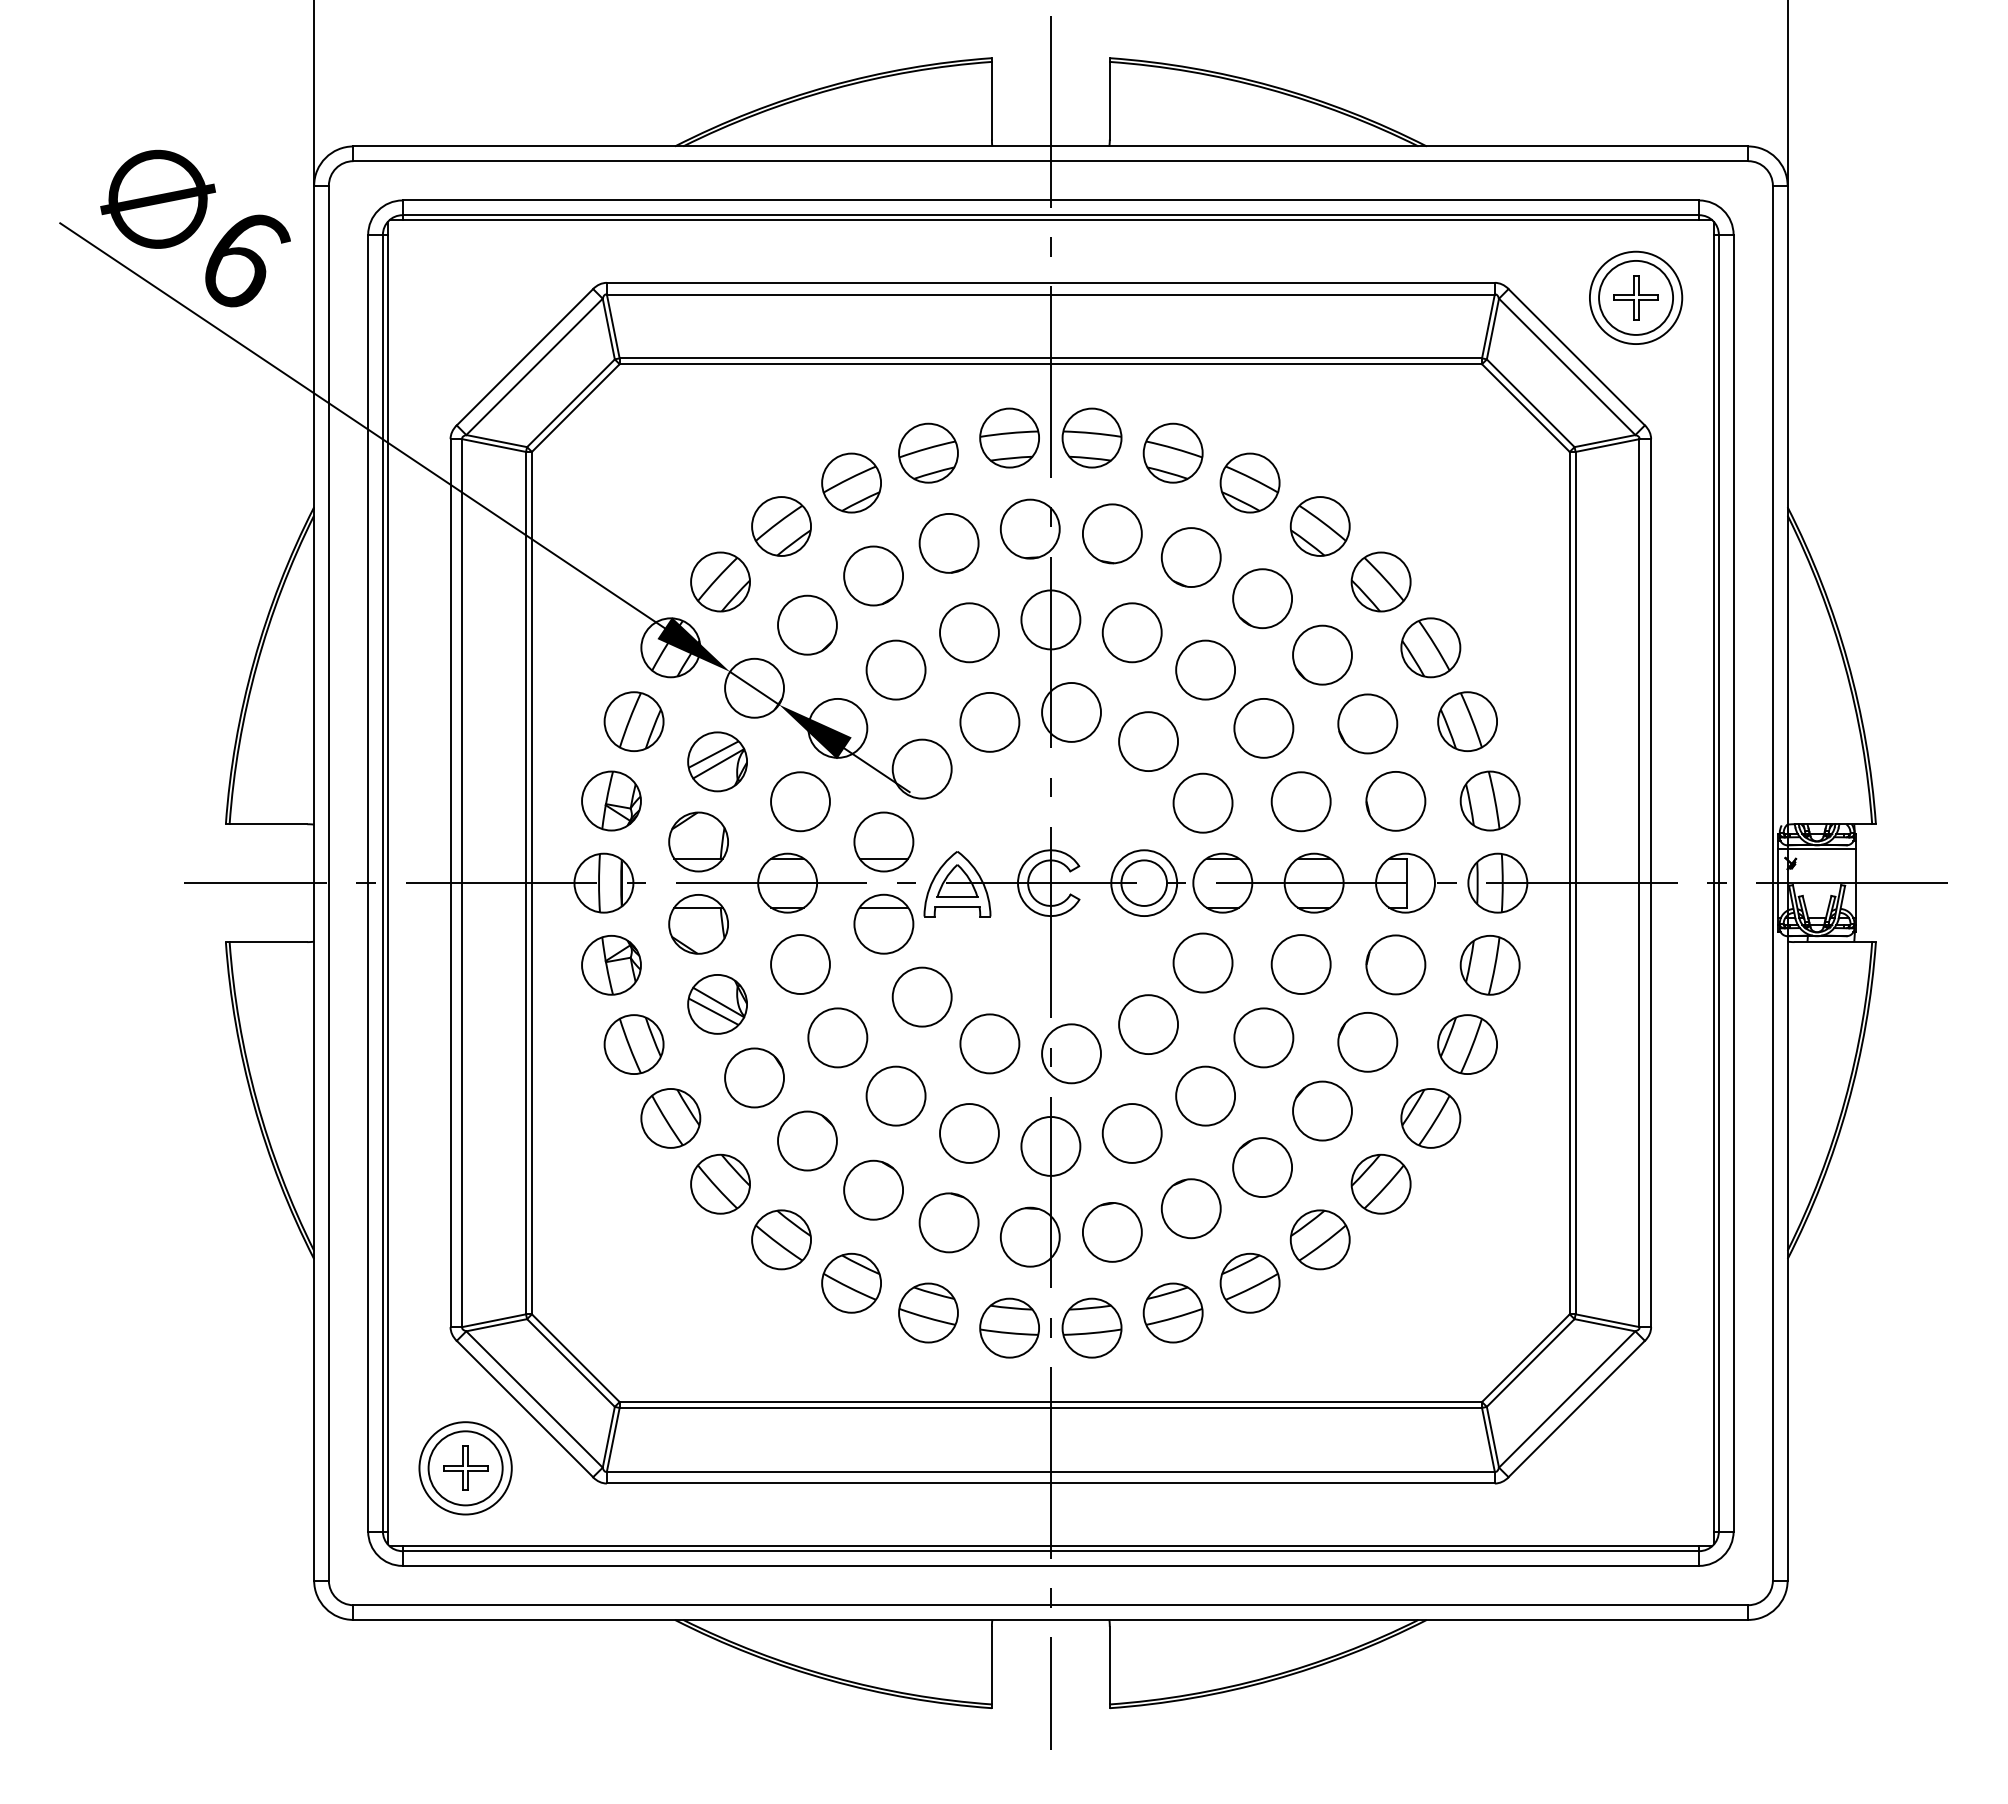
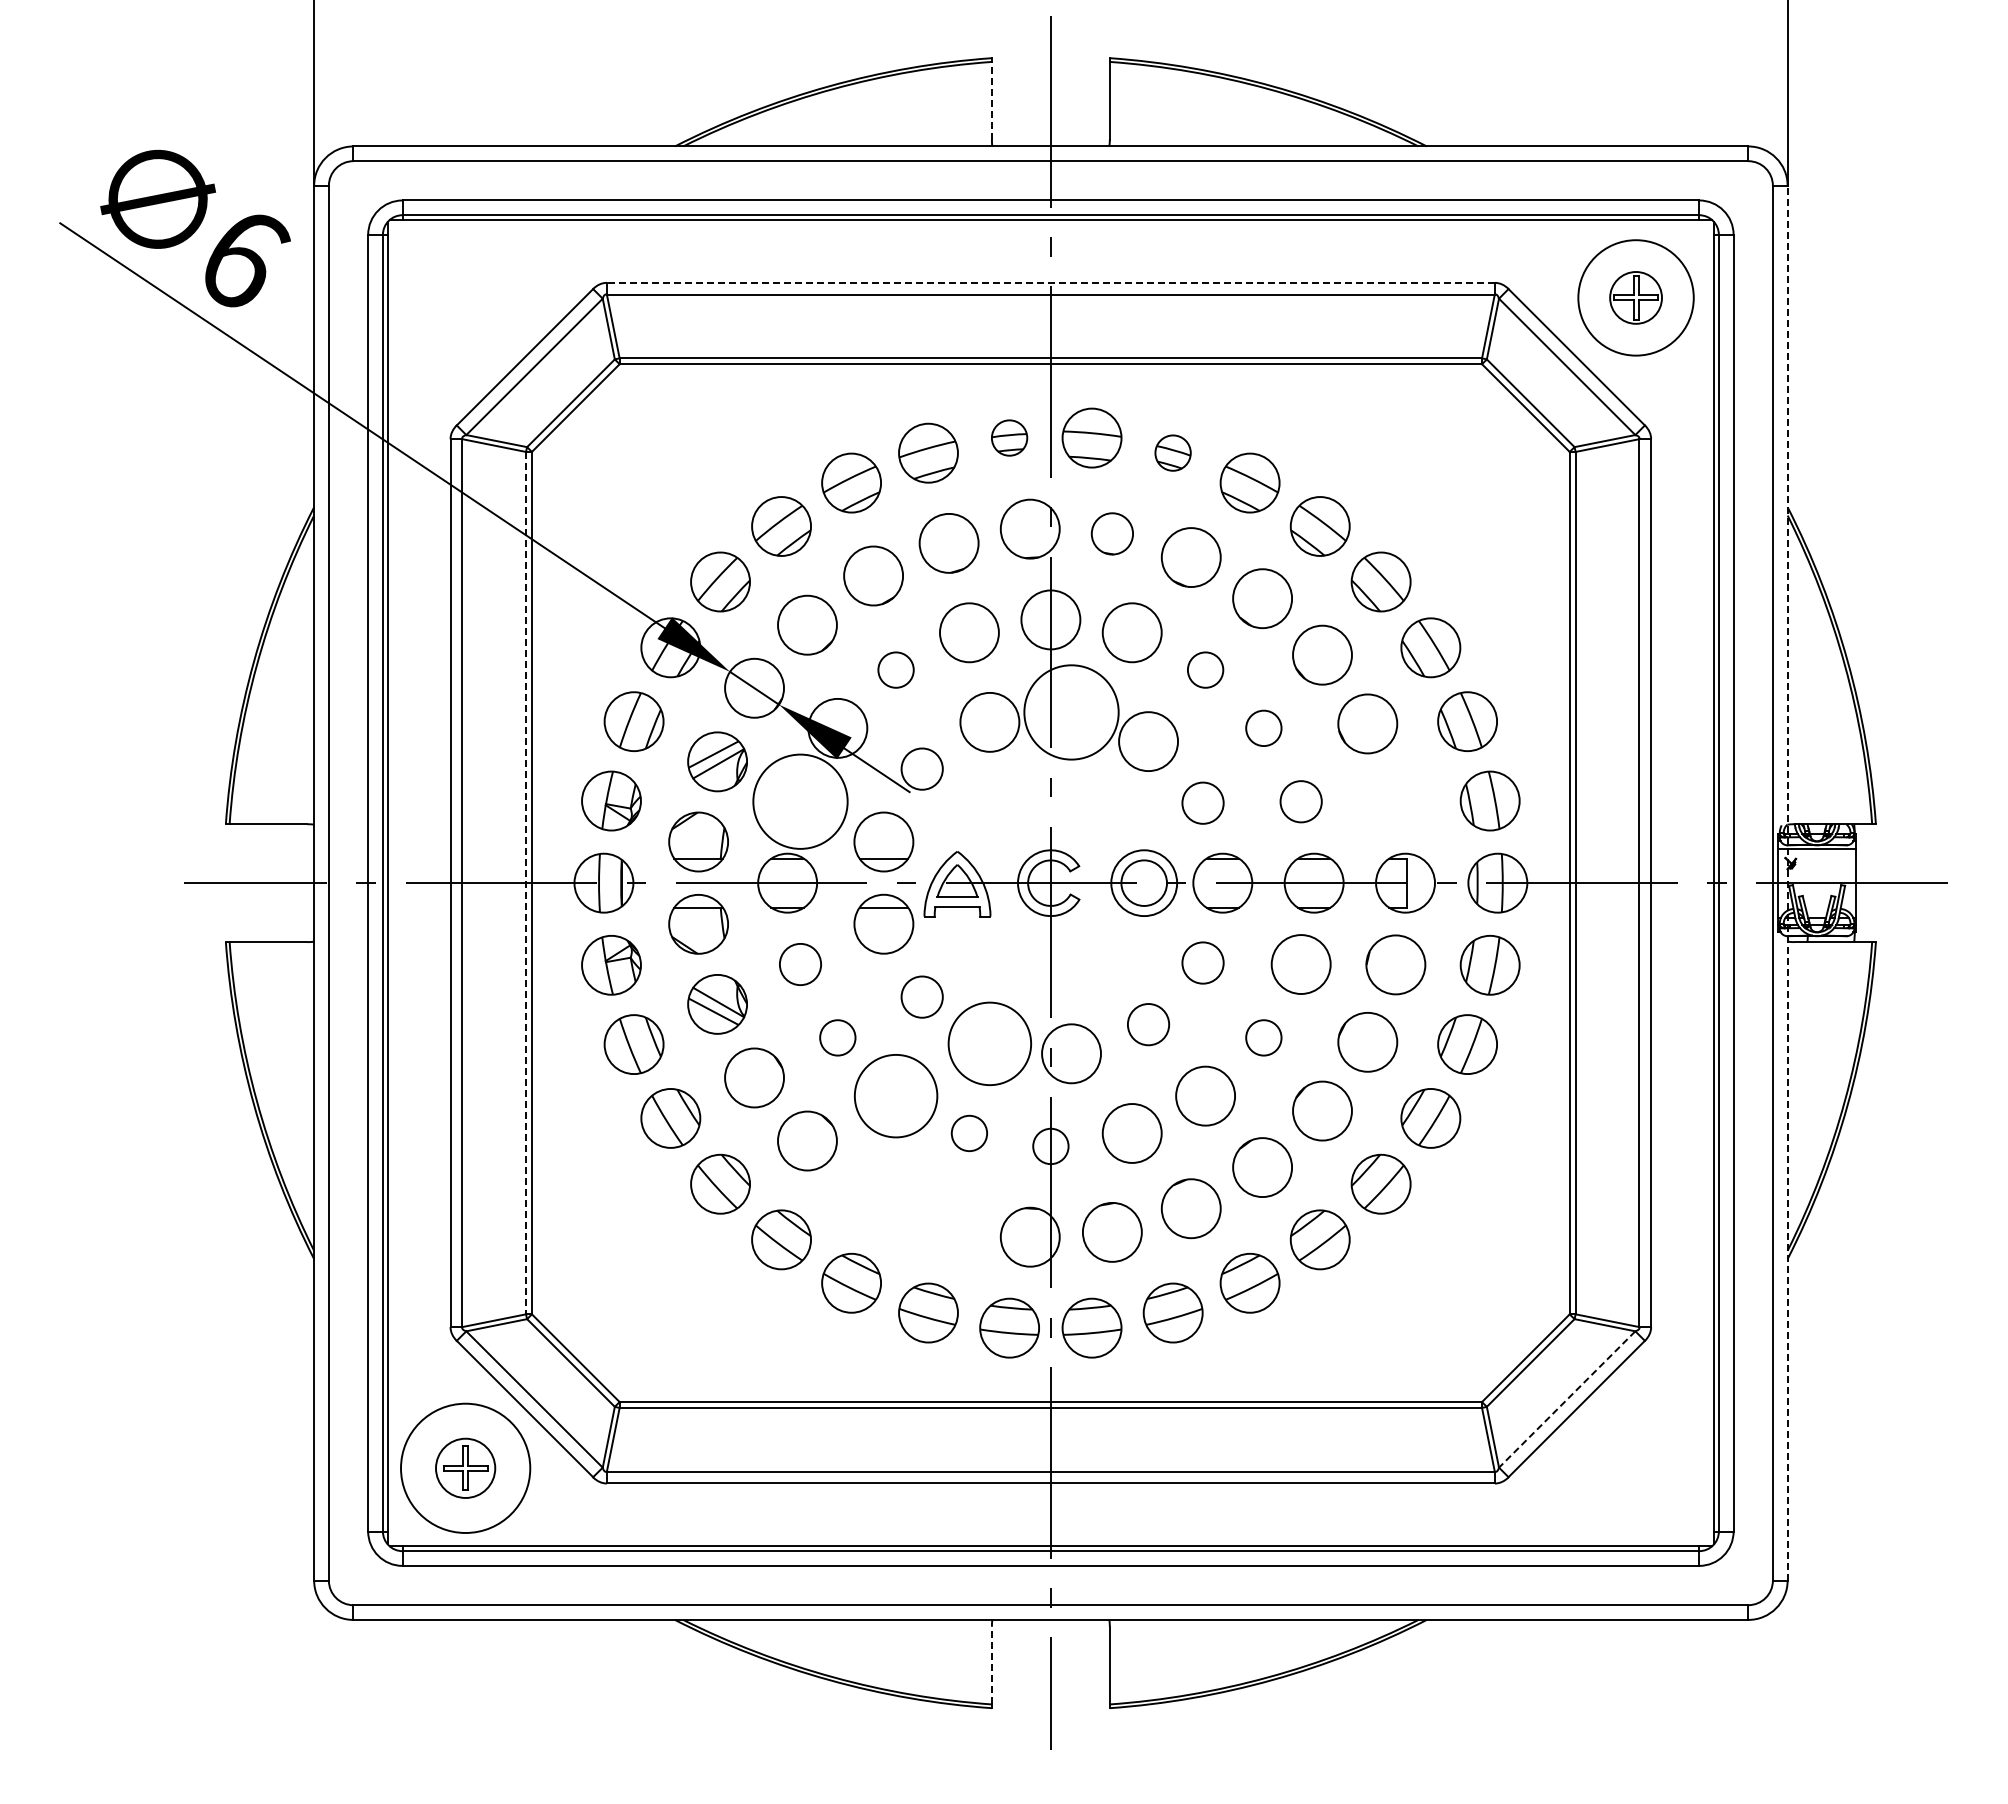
line: solid -> dashed (991, 100)
line: solid -> dashed (1050, 282)
circle diameter: 92 px -> 115 px (1635, 297)
circle diameter: 74 px -> 52 px (1635, 297)
part size: 61x62 px -> 38x38 px (1009, 437)
part size: 62x62 px -> 38x38 px (1172, 452)
part size: 61x62 px -> 44x44 px (1111, 533)
circle diameter: 59 px -> 35 px (895, 669)
circle diameter: 59 px -> 35 px (1205, 669)
circle diameter: 59 px -> 94 px (1071, 712)
circle diameter: 59 px -> 35 px (1263, 728)
circle diameter: 59 px -> 41 px (921, 768)
circle diameter: 59 px -> 94 px (800, 801)
circle diameter: 59 px -> 41 px (1300, 801)
part: present -> none (1395, 801)
circle diameter: 59 px -> 41 px (1202, 802)
line: solid -> dashed (1787, 882)
line: solid -> dashed (526, 883)
circle diameter: 59 px -> 41 px (1202, 962)
circle diameter: 59 px -> 41 px (800, 964)
circle diameter: 59 px -> 41 px (921, 996)
circle diameter: 59 px -> 41 px (1148, 1024)
circle diameter: 59 px -> 35 px (837, 1037)
circle diameter: 59 px -> 35 px (1263, 1037)
circle diameter: 59 px -> 83 px (989, 1043)
circle diameter: 59 px -> 83 px (895, 1095)
circle diameter: 59 px -> 35 px (969, 1133)
circle diameter: 59 px -> 35 px (1050, 1146)
part: present -> none (873, 1189)
part: present -> none (948, 1222)
line: solid -> dashed (1566, 1399)
circle diameter: 74 px -> 59 px (465, 1467)
circle diameter: 92 px -> 129 px (465, 1467)
line: solid -> dashed (991, 1665)
